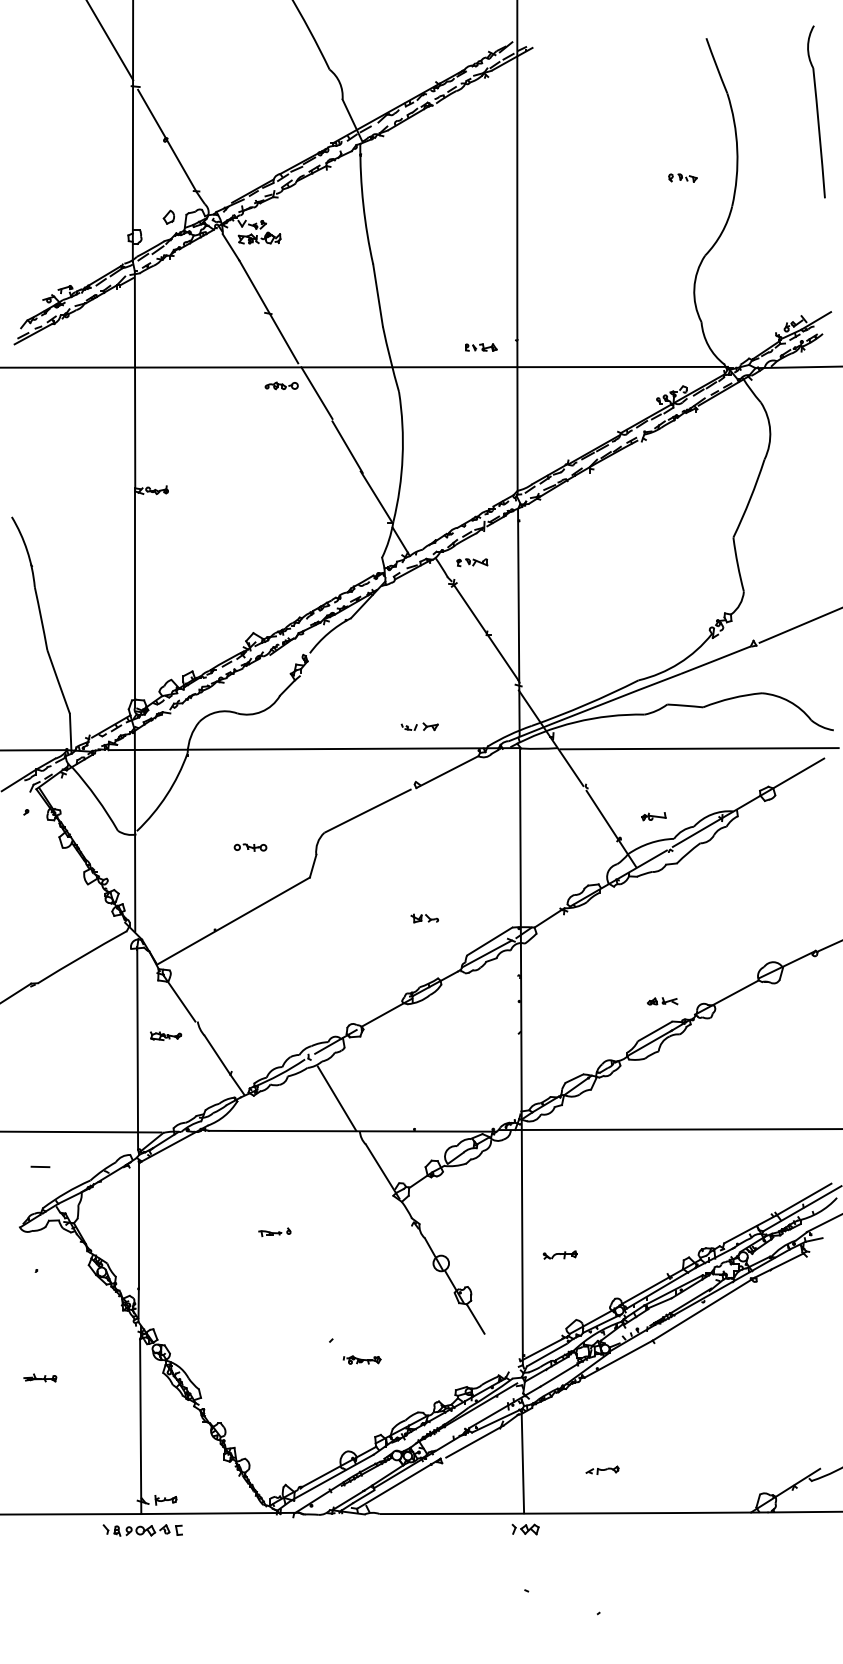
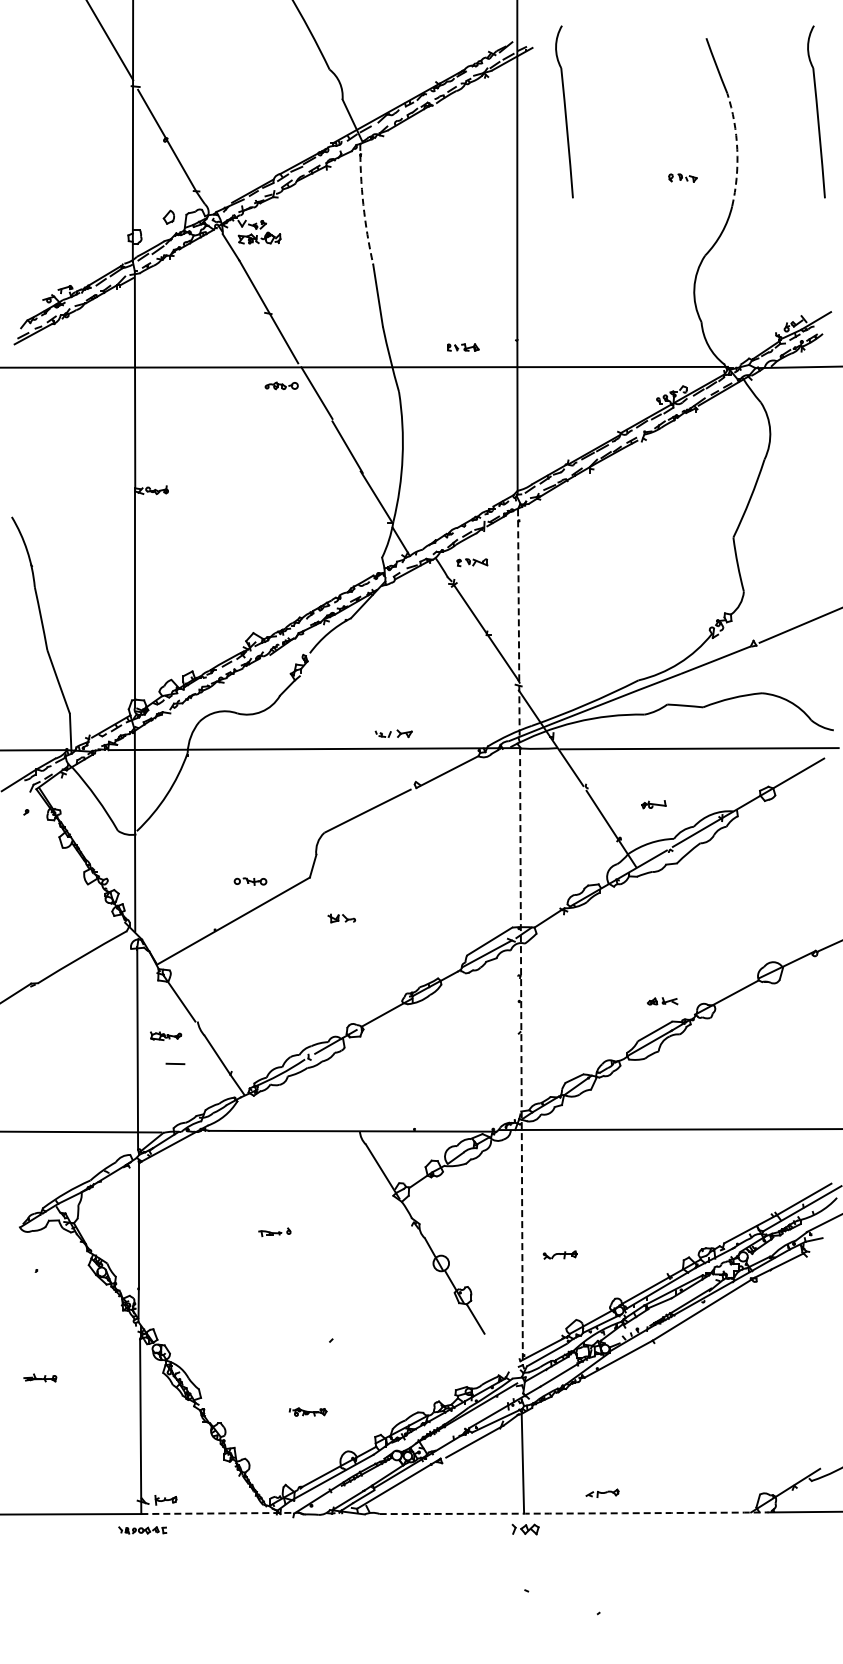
part: none -> present (564, 111)
arc: solid -> dashed (737, 149)
arc: solid -> dashed (363, 204)
part position: (481, 347) -> (463, 347) (463, 347)
line: solid -> dashed (518, 622)
part position: (419, 726) -> (393, 733) (393, 733)
part position: (653, 816) -> (653, 804) (653, 804)
part position: (250, 847) -> (250, 881) (250, 881)
part position: (424, 918) -> (341, 918) (341, 918)
line: solid -> dashed (521, 1056)
line: present -> none (336, 1098)
line position: (40, 1166) -> (175, 1063) (175, 1063)
part position: (361, 1359) -> (307, 1411) (307, 1411)
part position: (602, 1469) -> (602, 1492) (602, 1492)
line: solid -> dashed (220, 1513)
arc: solid -> dashed (574, 1513)
part size: 81x13 px -> 50x9 px (142, 1530)
